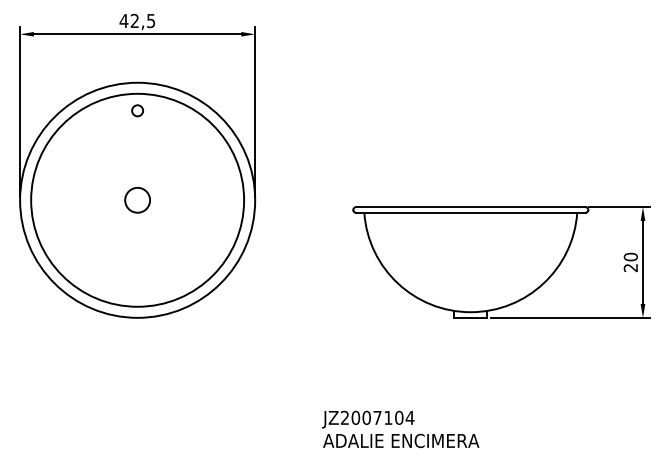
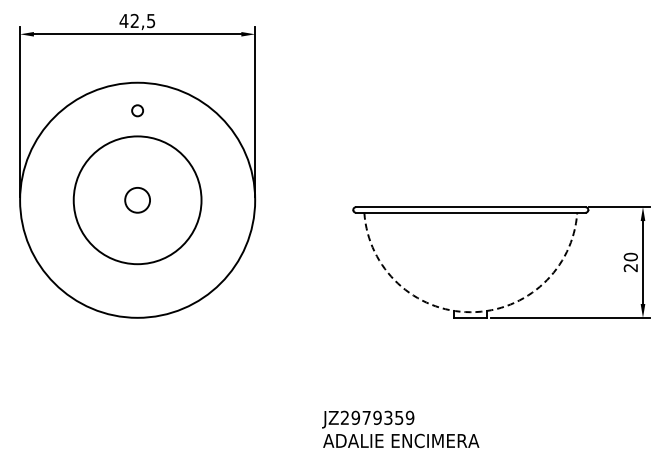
circle diameter: 213 px -> 128 px (137, 200)
arc: solid -> dashed (470, 312)
text: JZ2007104 -> JZ2979359 (382, 417)
